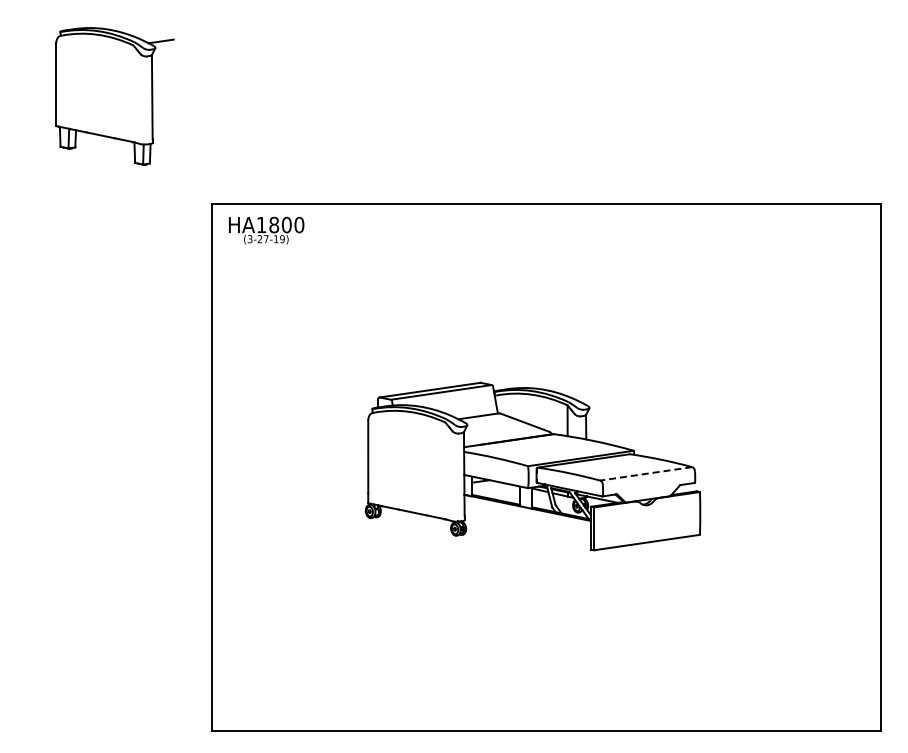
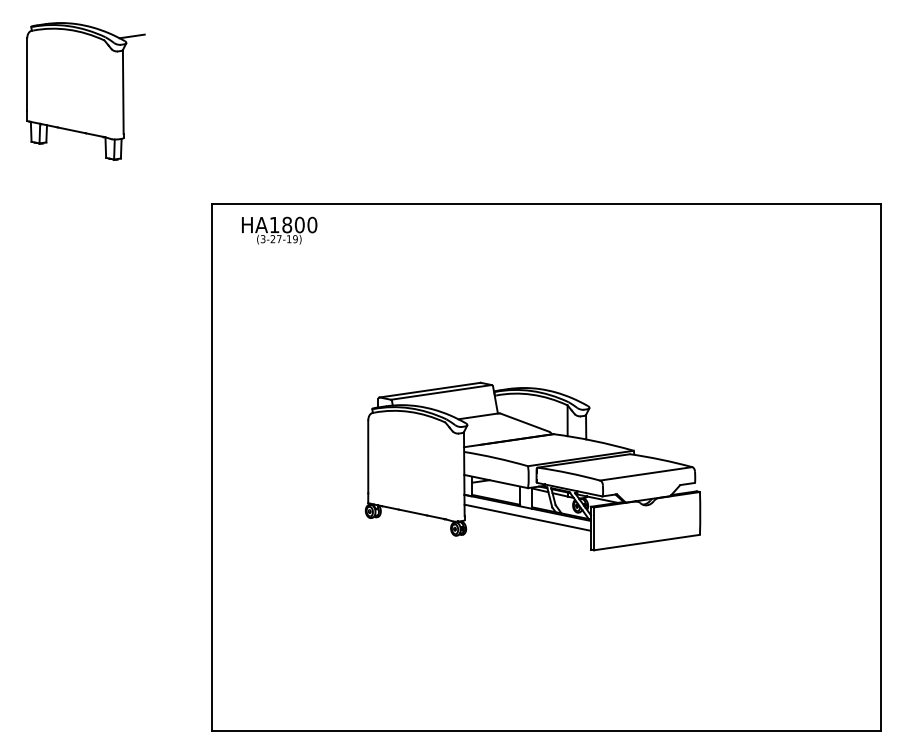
part position: (114, 96) -> (85, 91) (85, 91)
text position: (266, 230) -> (279, 230) (279, 230)
line: dashed -> solid (646, 473)
line: none -> present (527, 517)
